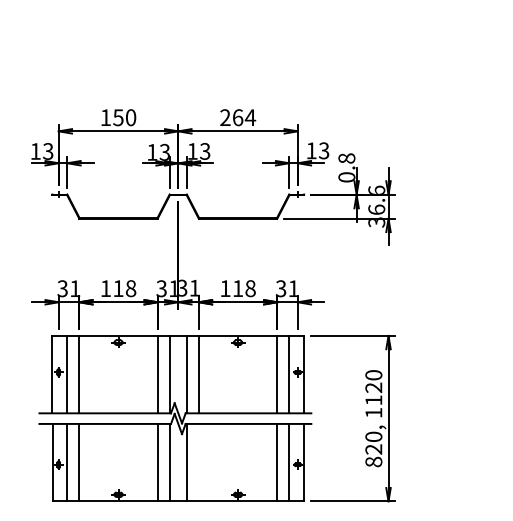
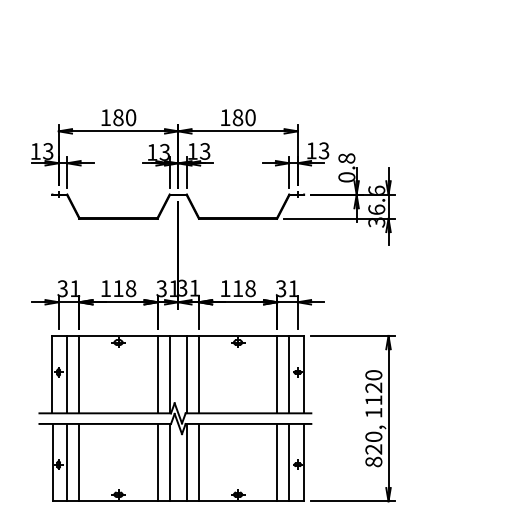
text: 150 -> 180 (118, 117)
text: 264 -> 180 (238, 117)
line: none -> present (198, 462)
